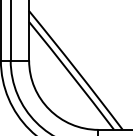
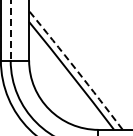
line: solid -> dashed (10, 30)
arc: solid -> dashed (76, 69)
